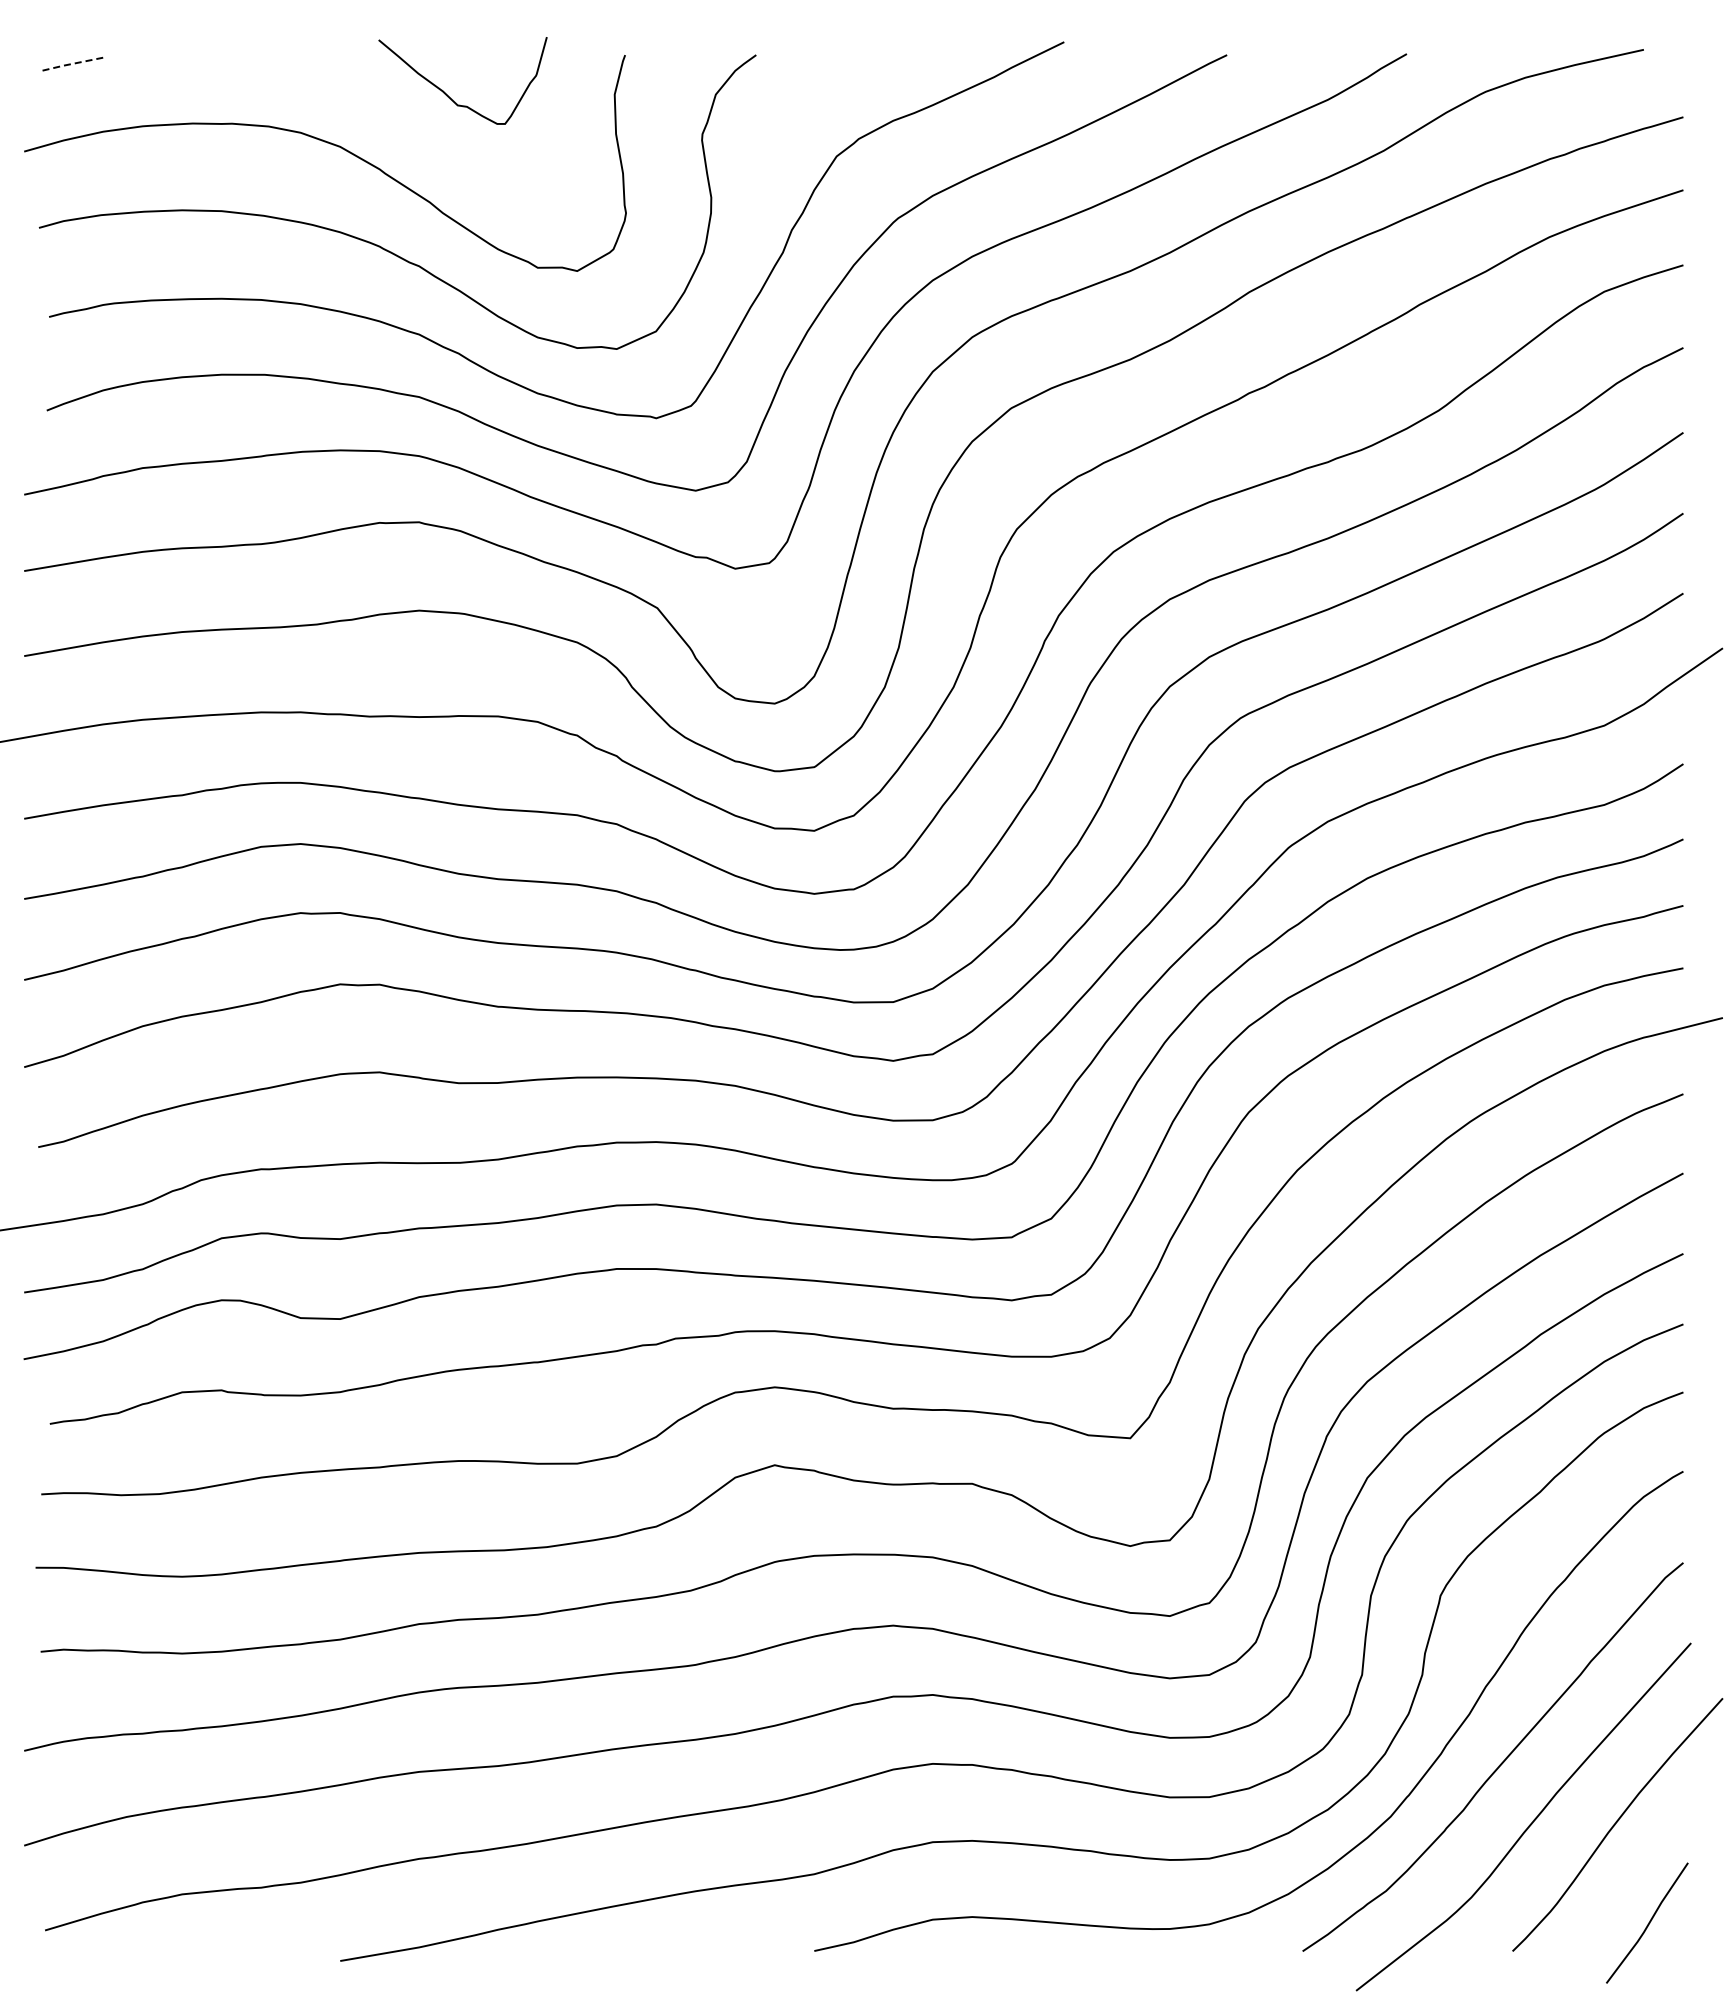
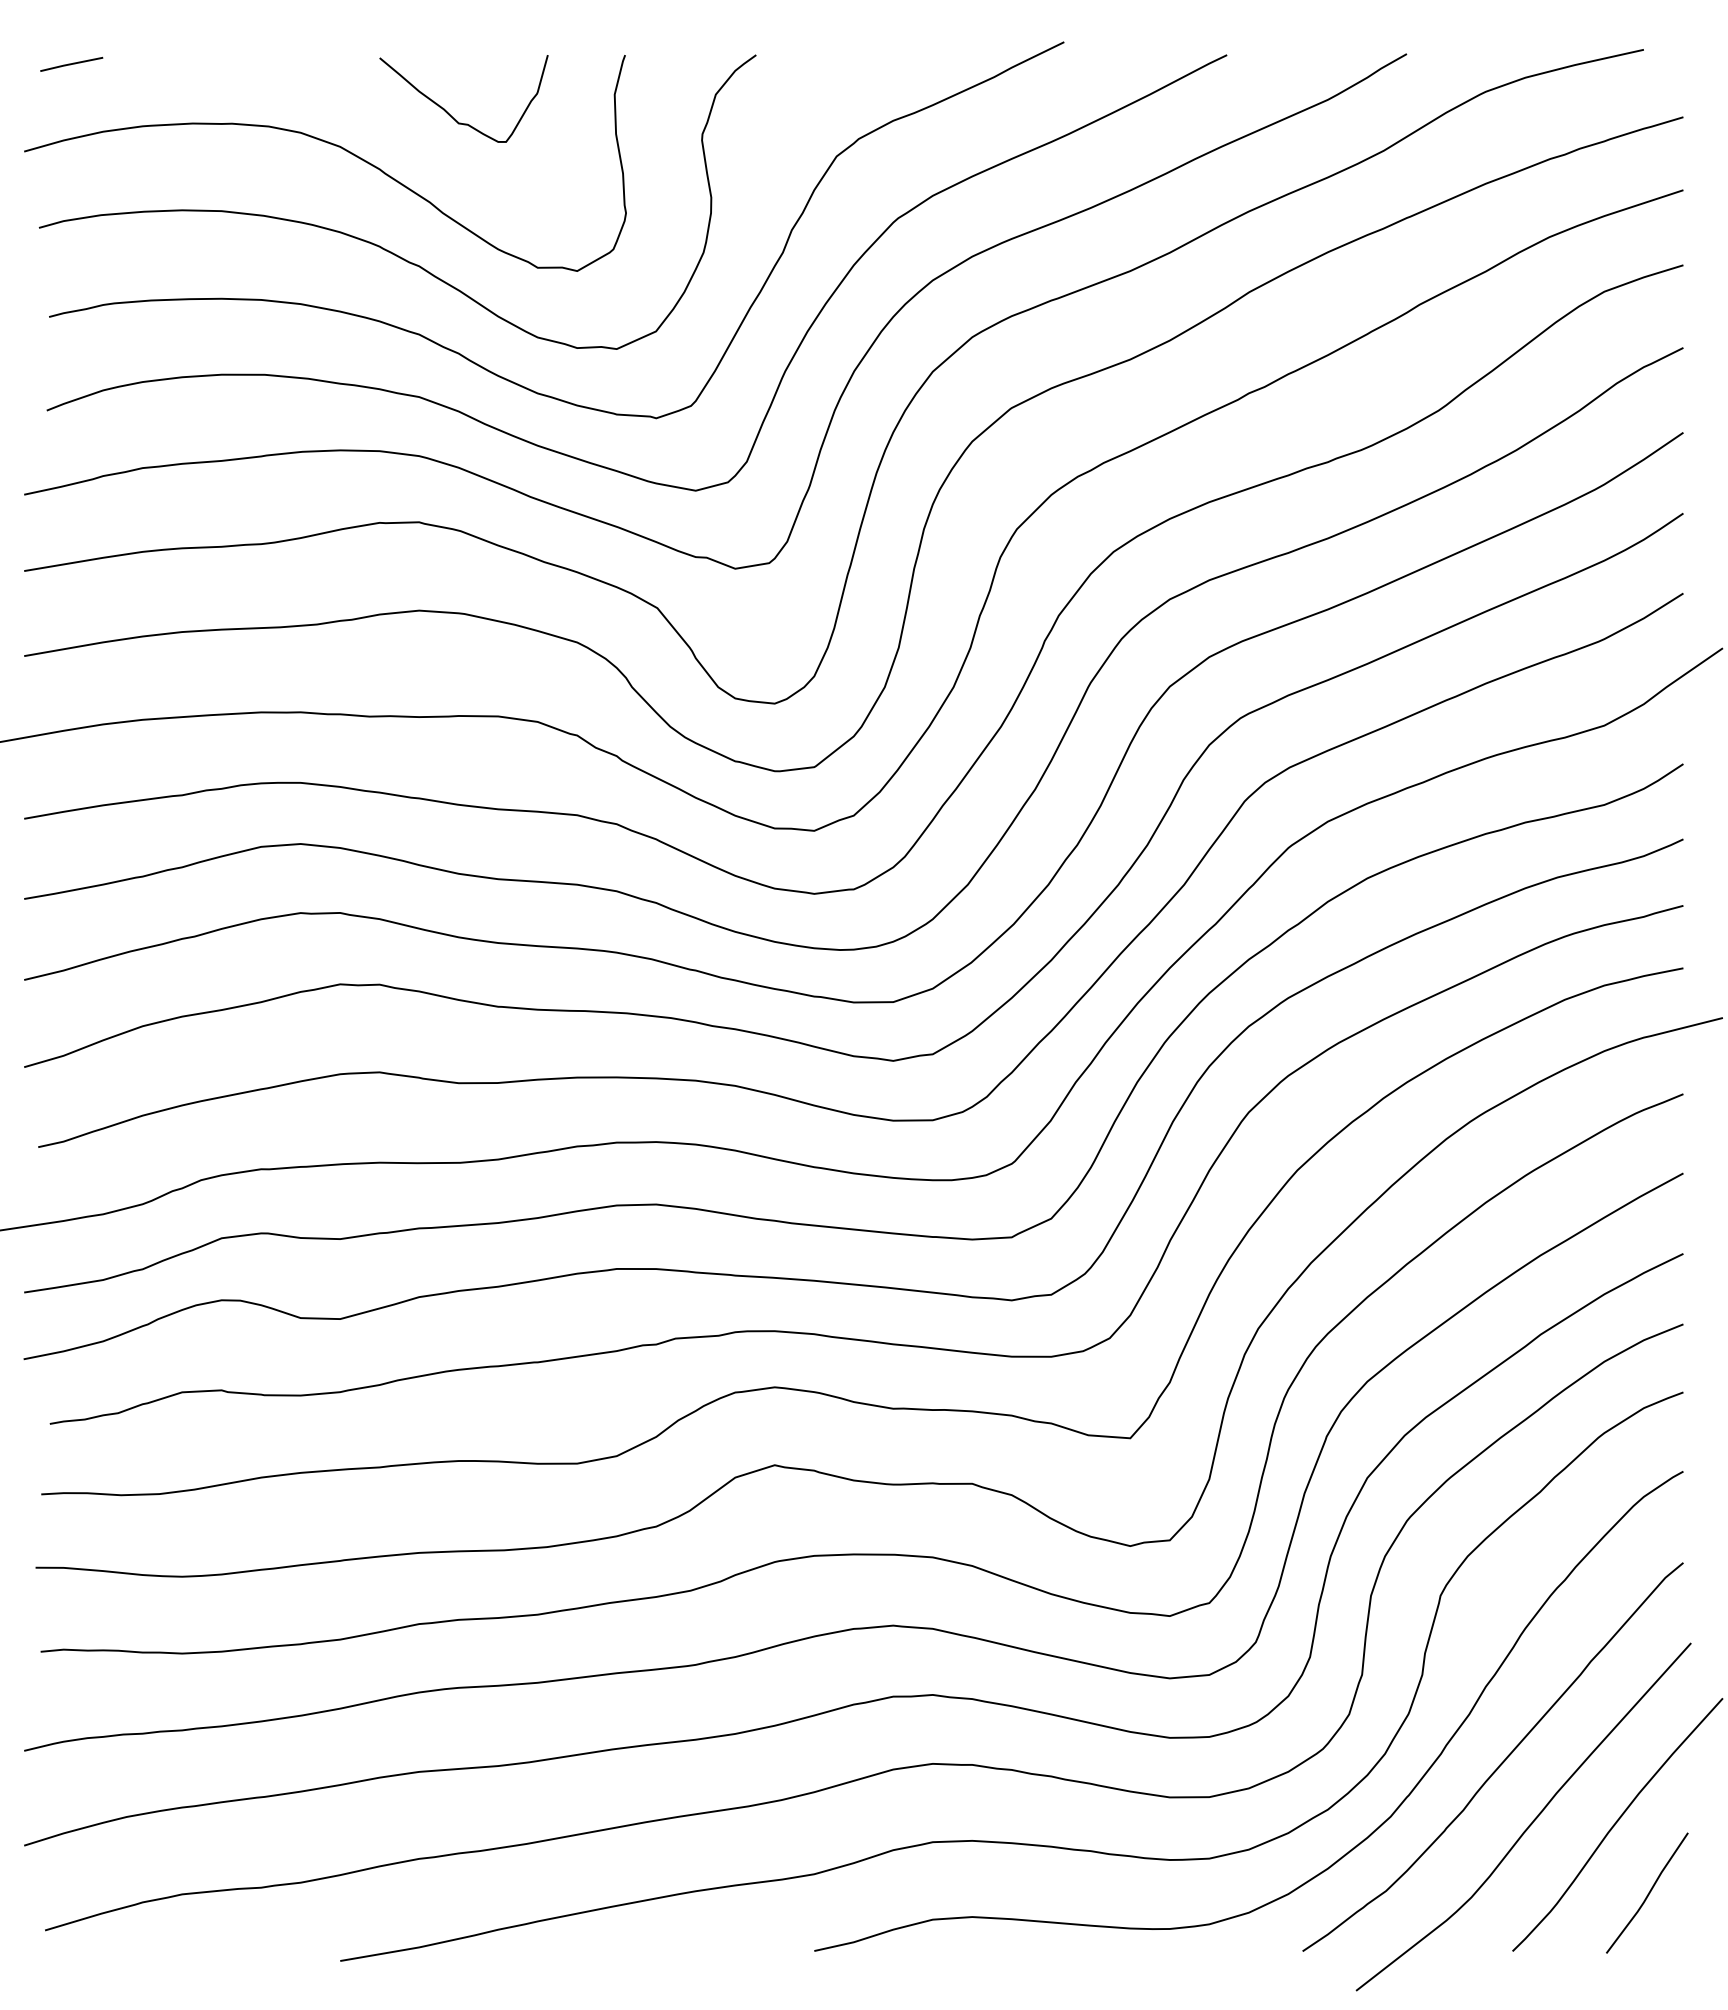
line: dashed -> solid (70, 64)
curve position: (447, 94) -> (448, 112) (448, 112)
line position: (1648, 1922) -> (1648, 1892) (1648, 1892)
